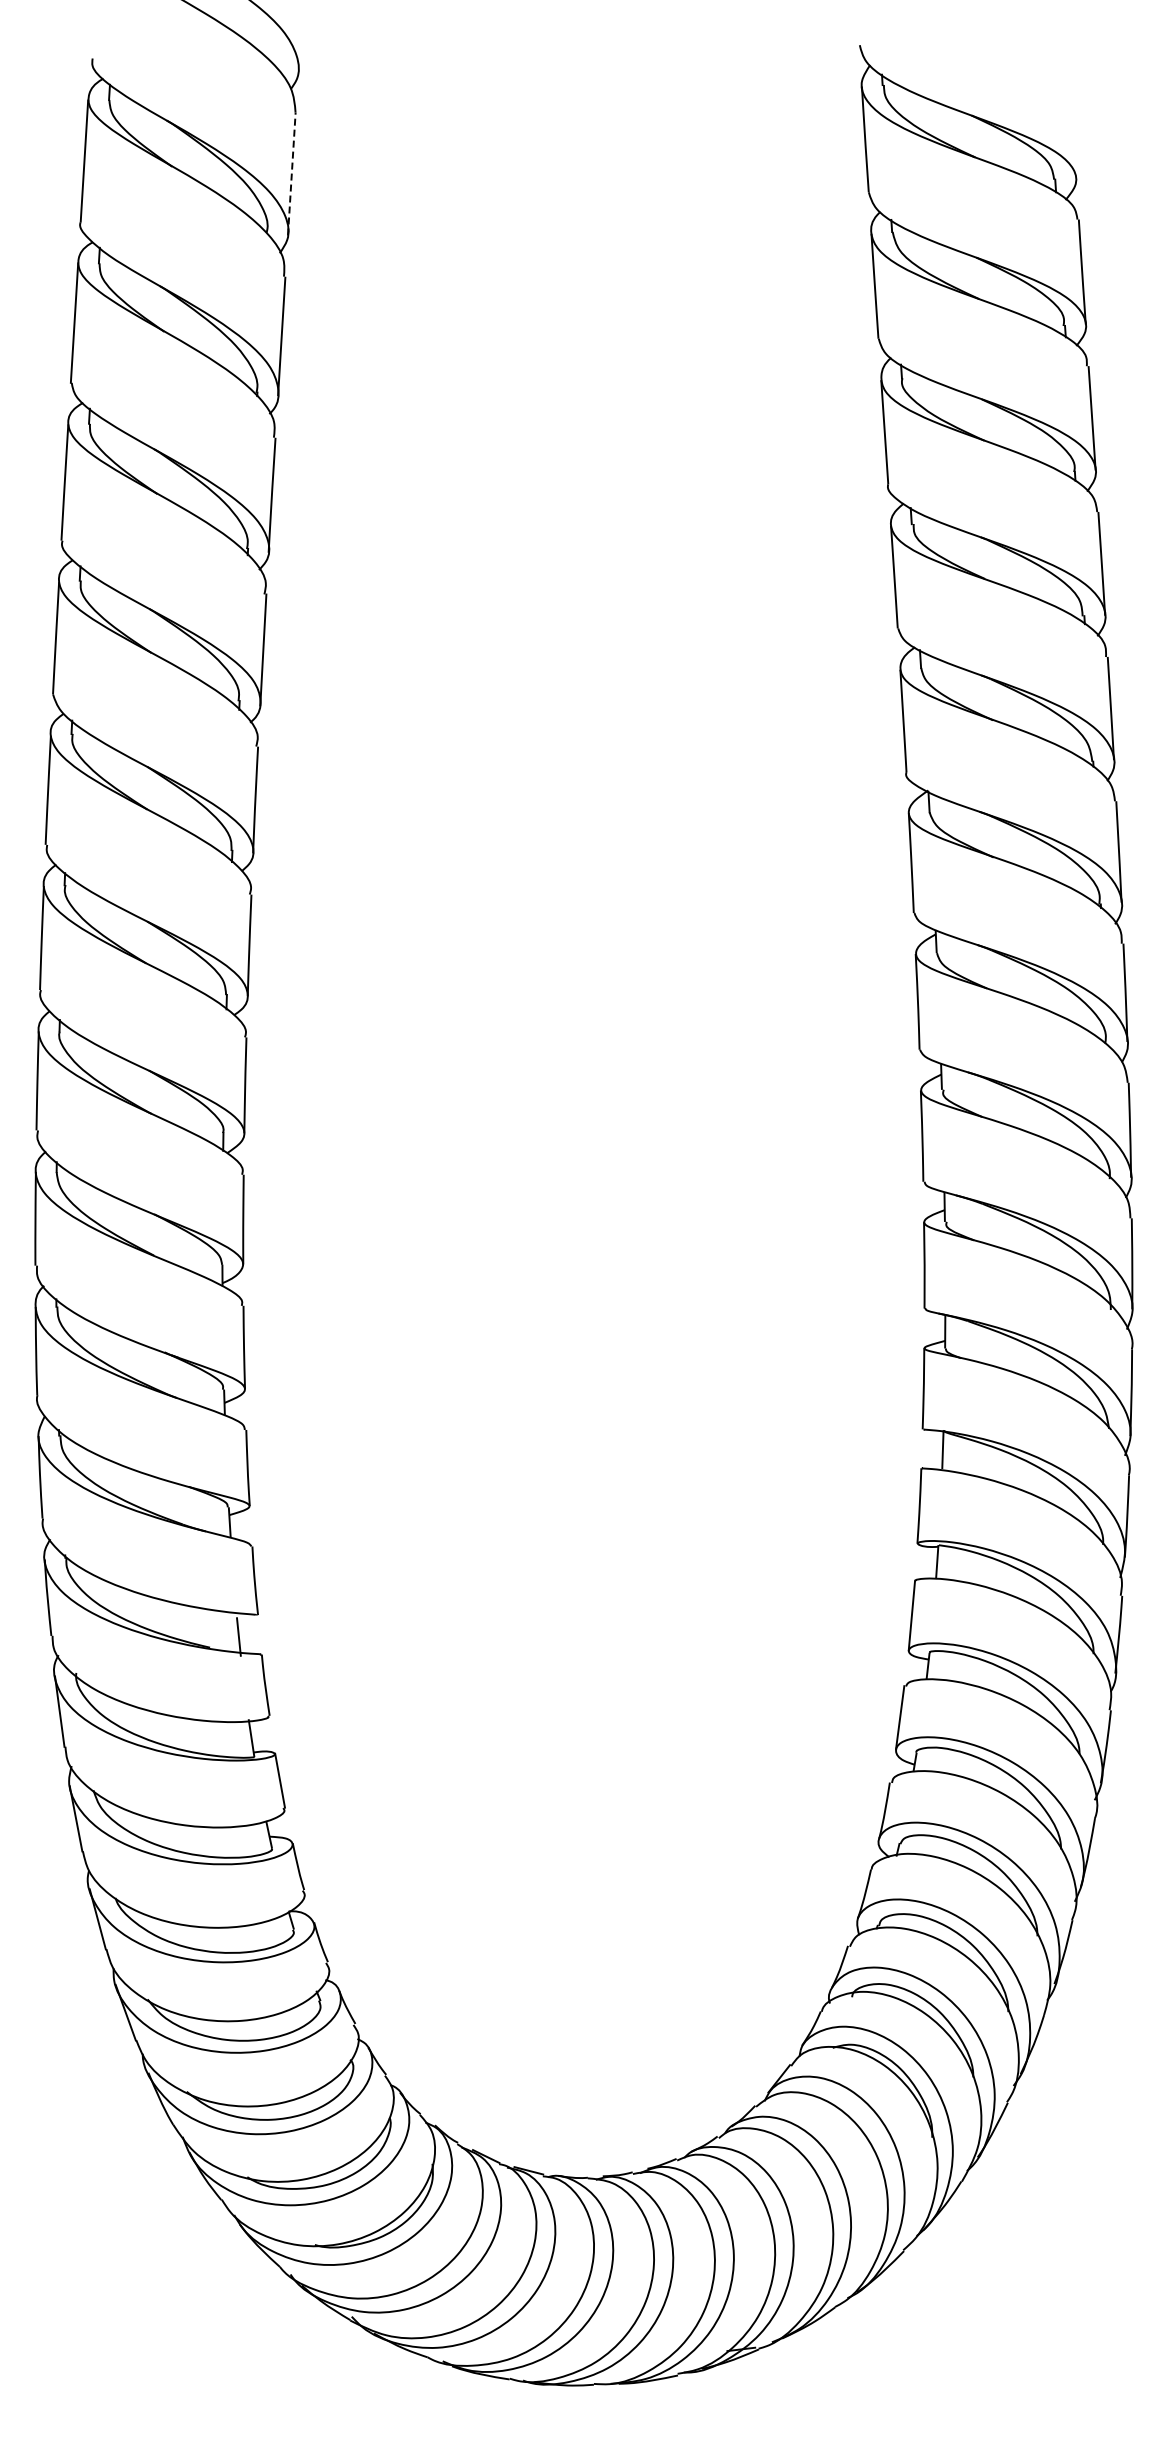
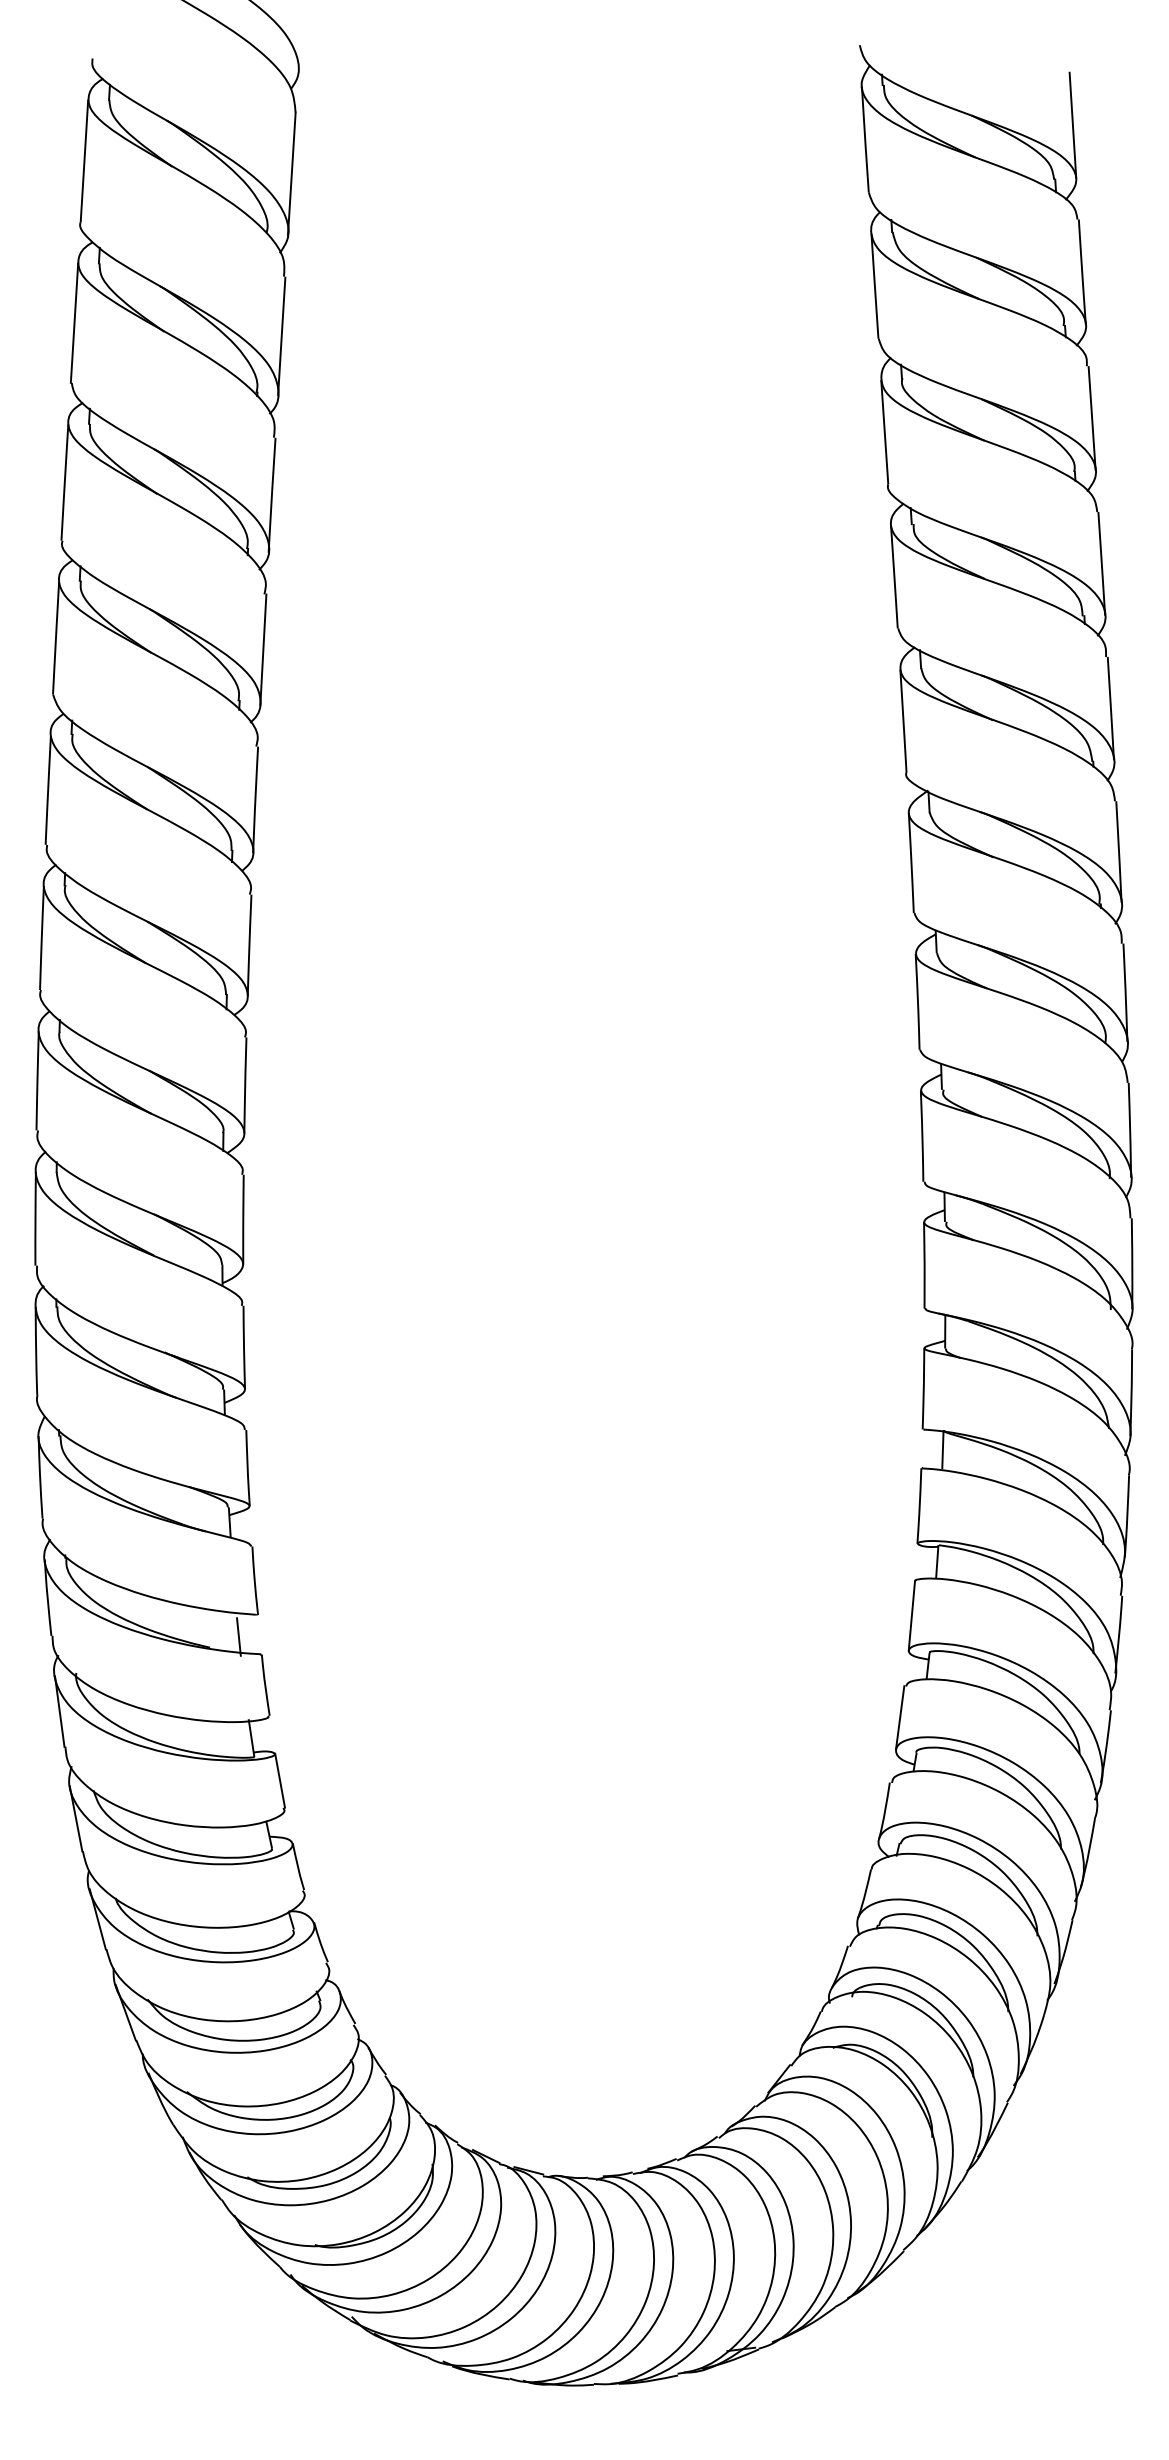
line: none -> present (1072, 124)
line: dashed -> solid (291, 174)
